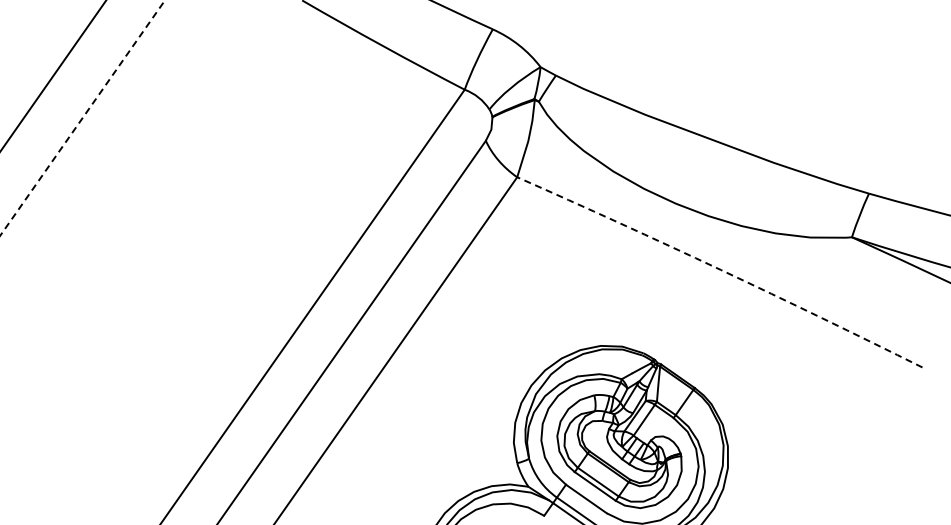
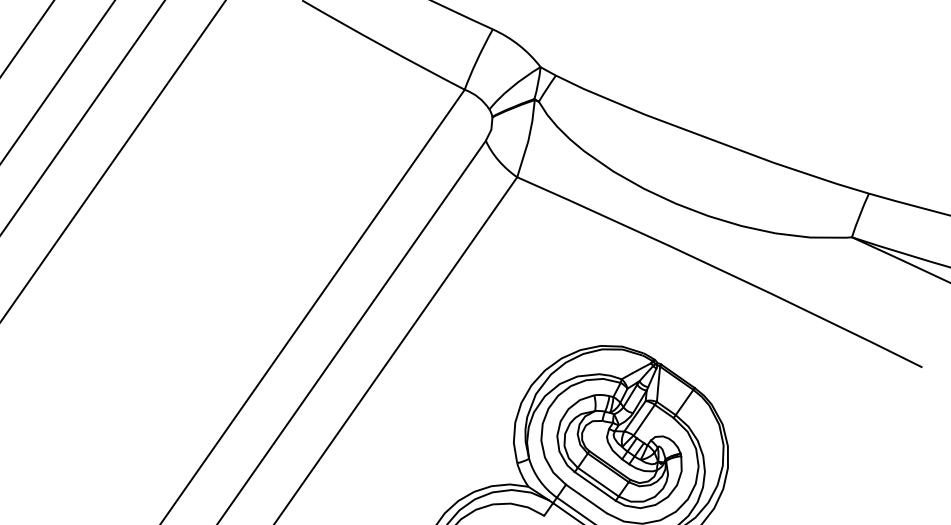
line: none -> present (27, 38)
line position: (53, 75) -> (57, 81) (57, 81)
line: dashed -> solid (82, 118)
line: none -> present (113, 161)
arc: dashed -> solid (720, 269)
